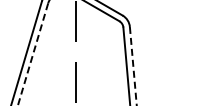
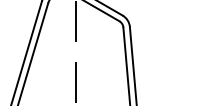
line: dashed -> solid (32, 54)
line: dashed -> solid (133, 66)
